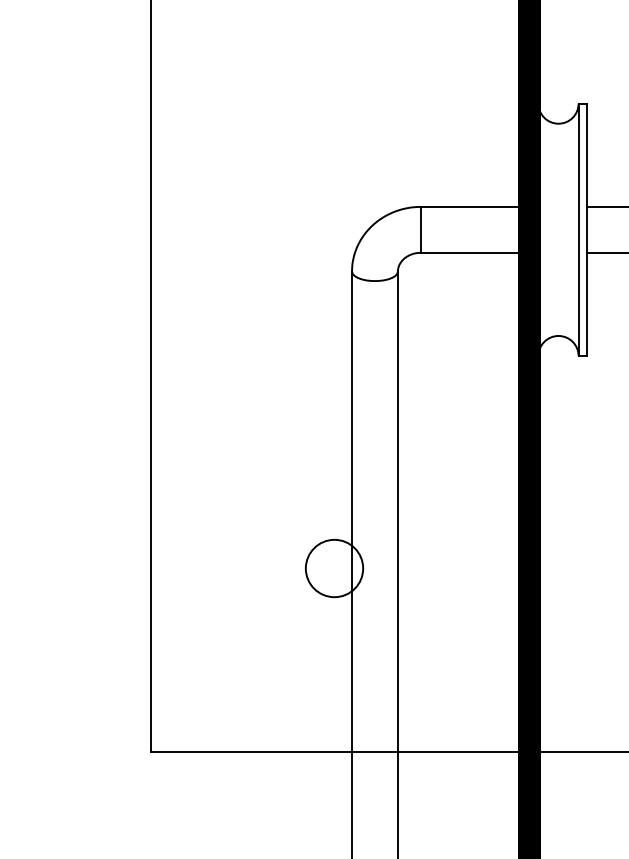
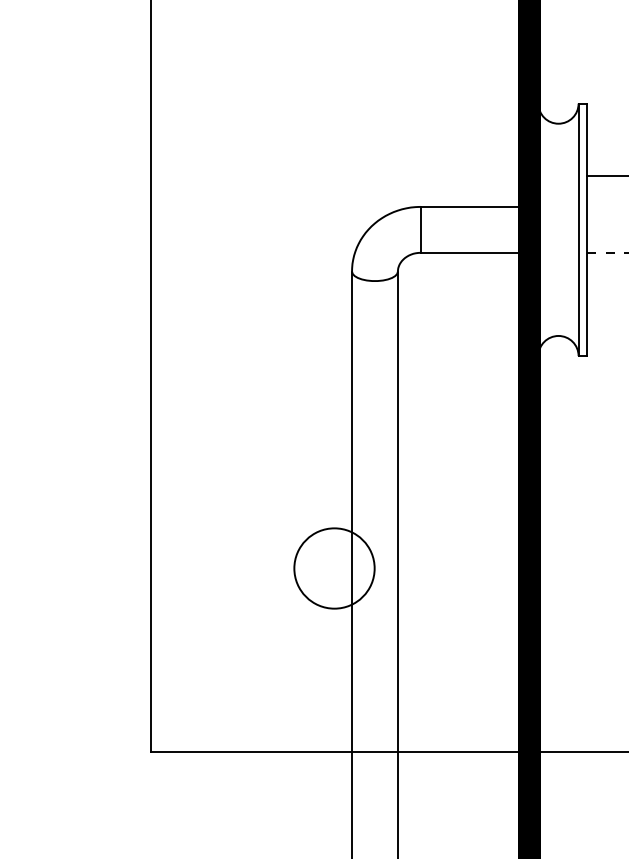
line position: (606, 206) -> (606, 175) (606, 175)
line: solid -> dashed (608, 252)
circle diameter: 57 px -> 80 px (334, 568)
